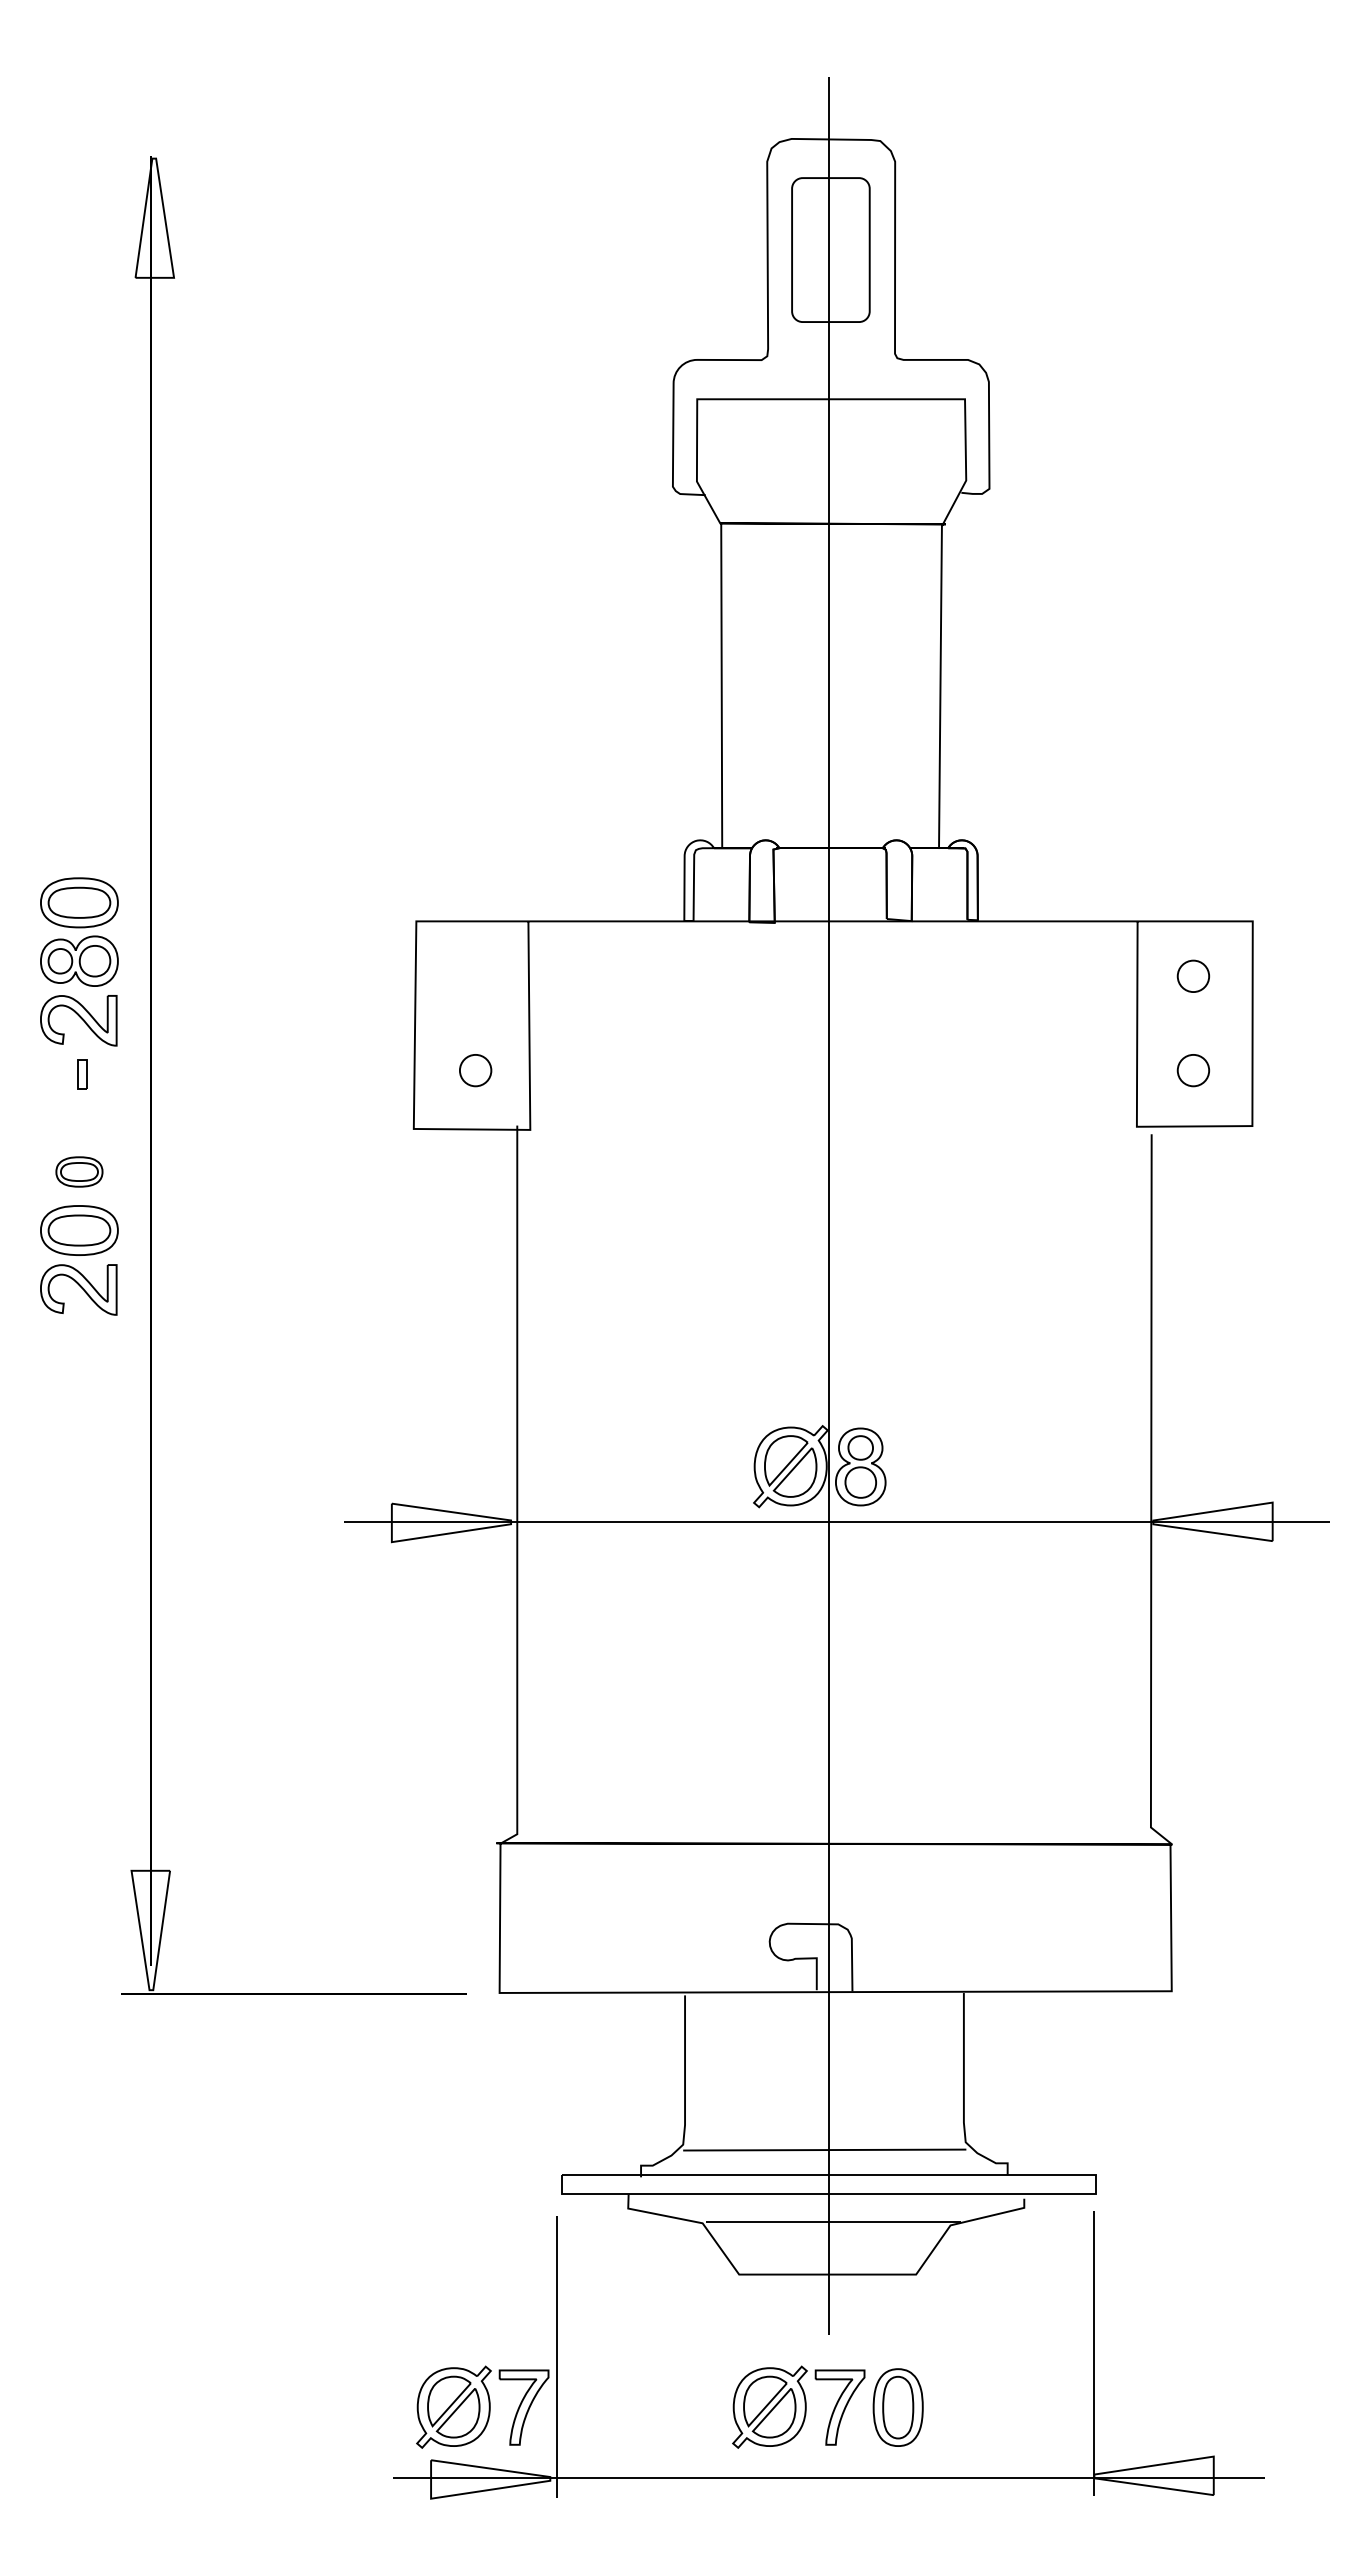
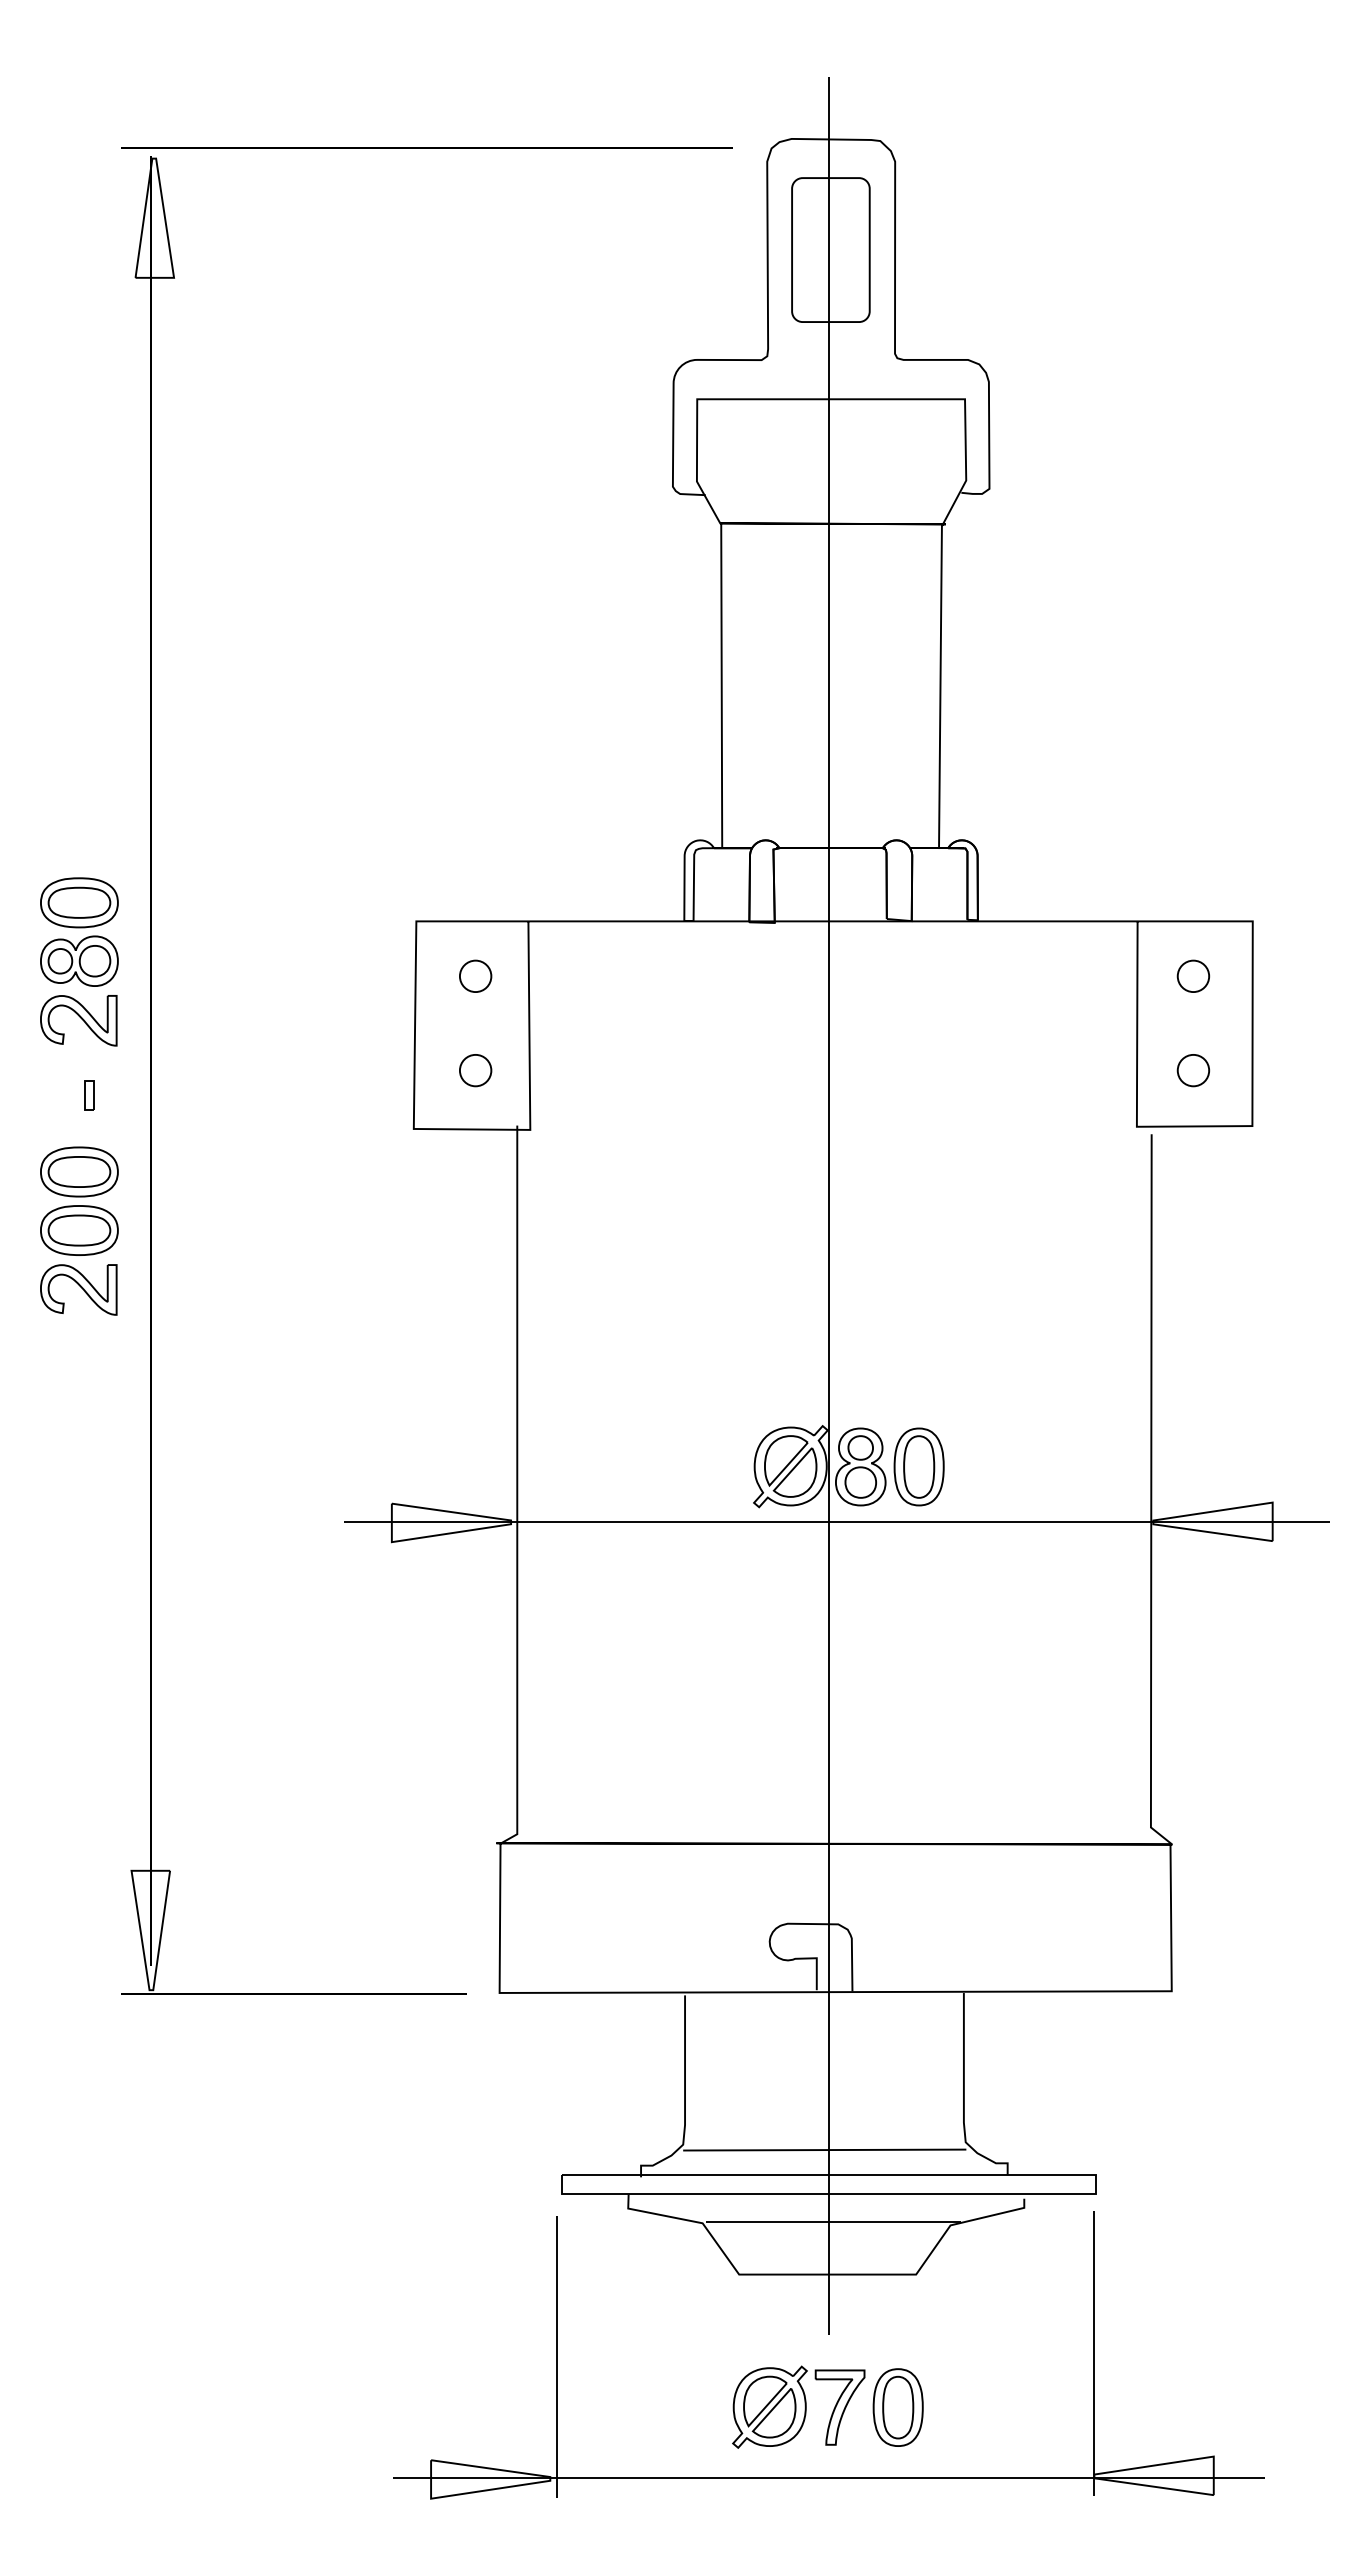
line: none -> present (426, 147)
part: none -> present (475, 975)
part position: (82, 1074) -> (89, 1095) (89, 1095)
part size: 49x32 px -> 79x52 px (79, 1171)
part: none -> present (918, 1466)
part: present -> none (482, 2406)
